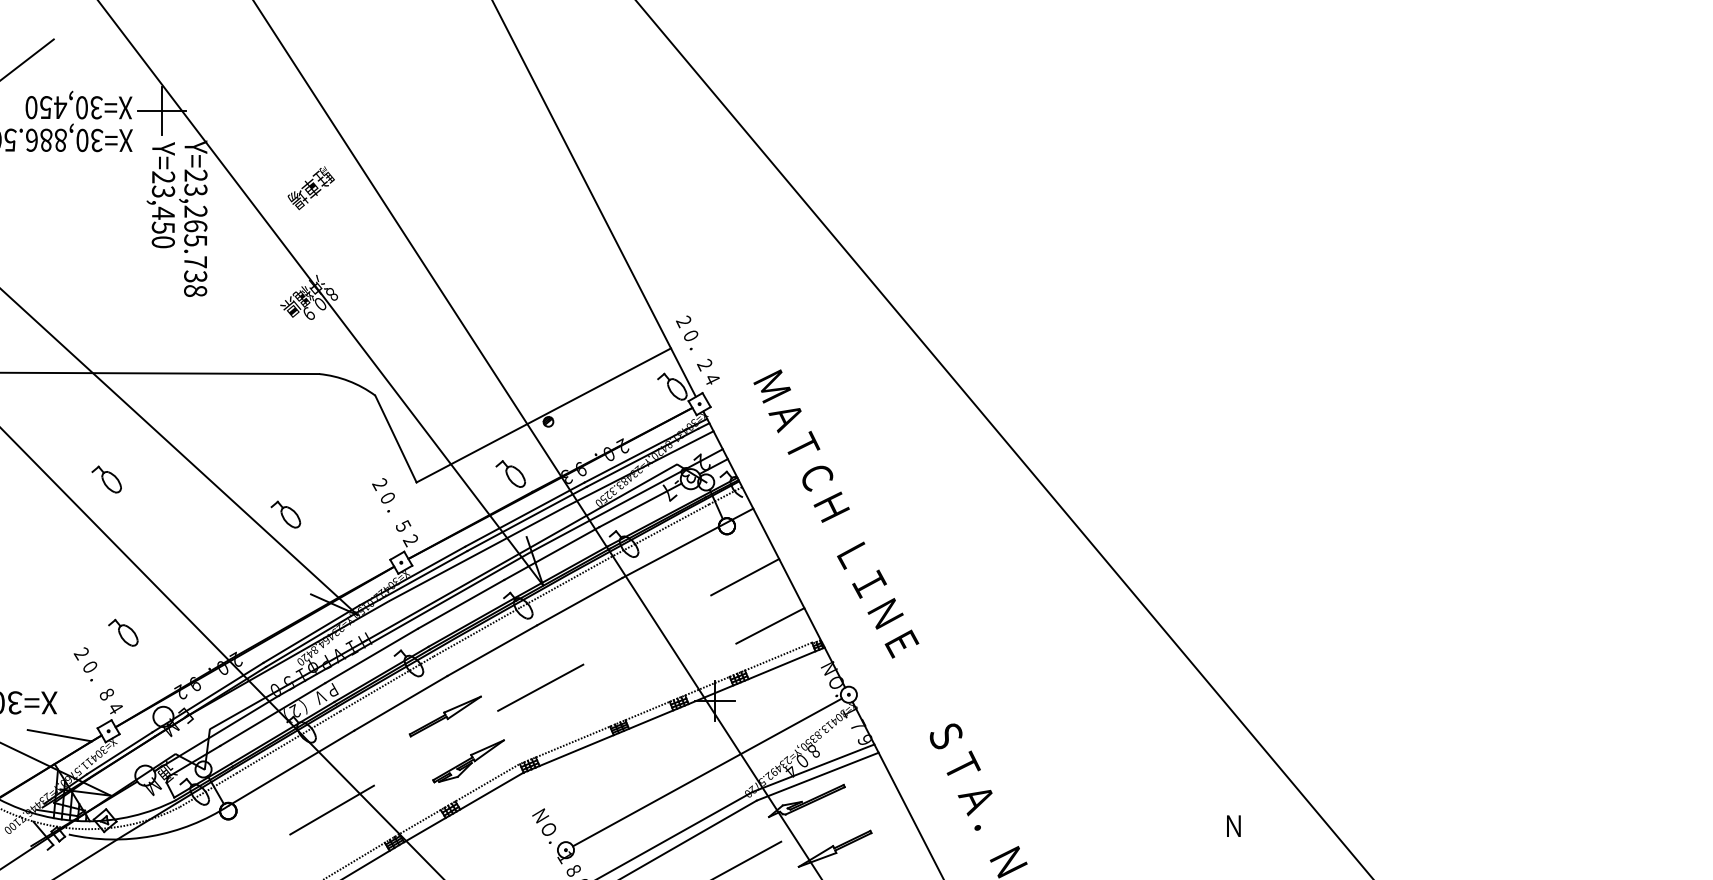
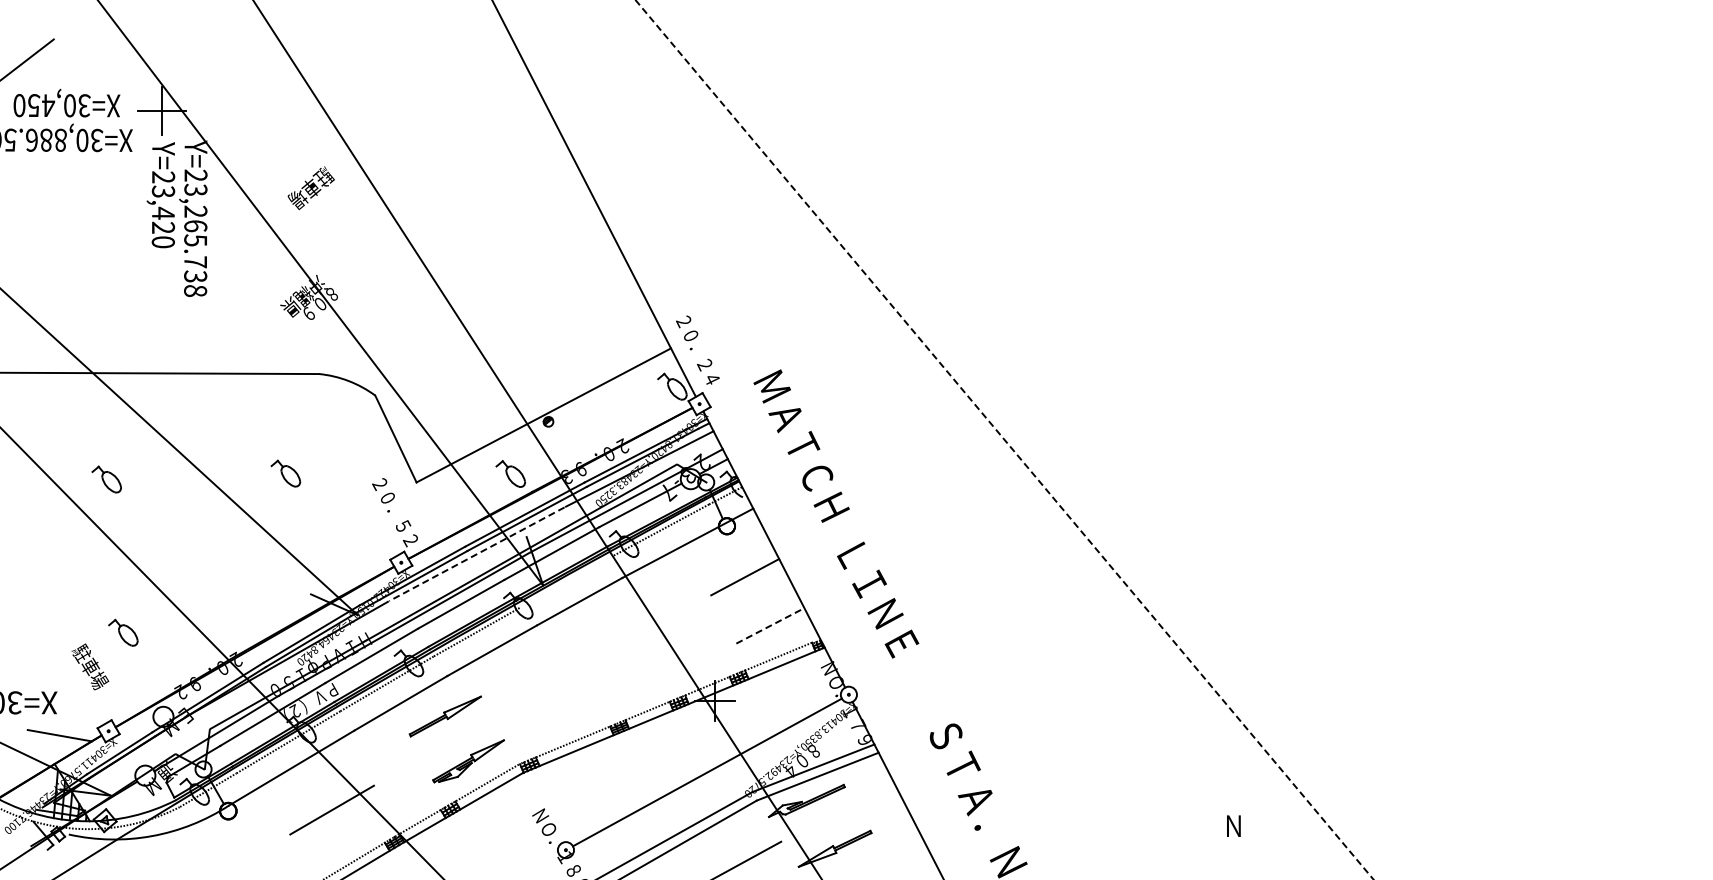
text position: (78, 104) -> (66, 102) (66, 102)
text: Y=23,450 -> Y=23,420 (163, 227)
line: solid -> dashed (1004, 440)
part position: (285, 514) -> (285, 473) (285, 473)
line: solid -> dashed (476, 554)
line: present -> none (566, 581)
line: solid -> dashed (770, 625)
text: ２０．８４ -> 駐車場 (96, 678)
line: present -> none (540, 687)
